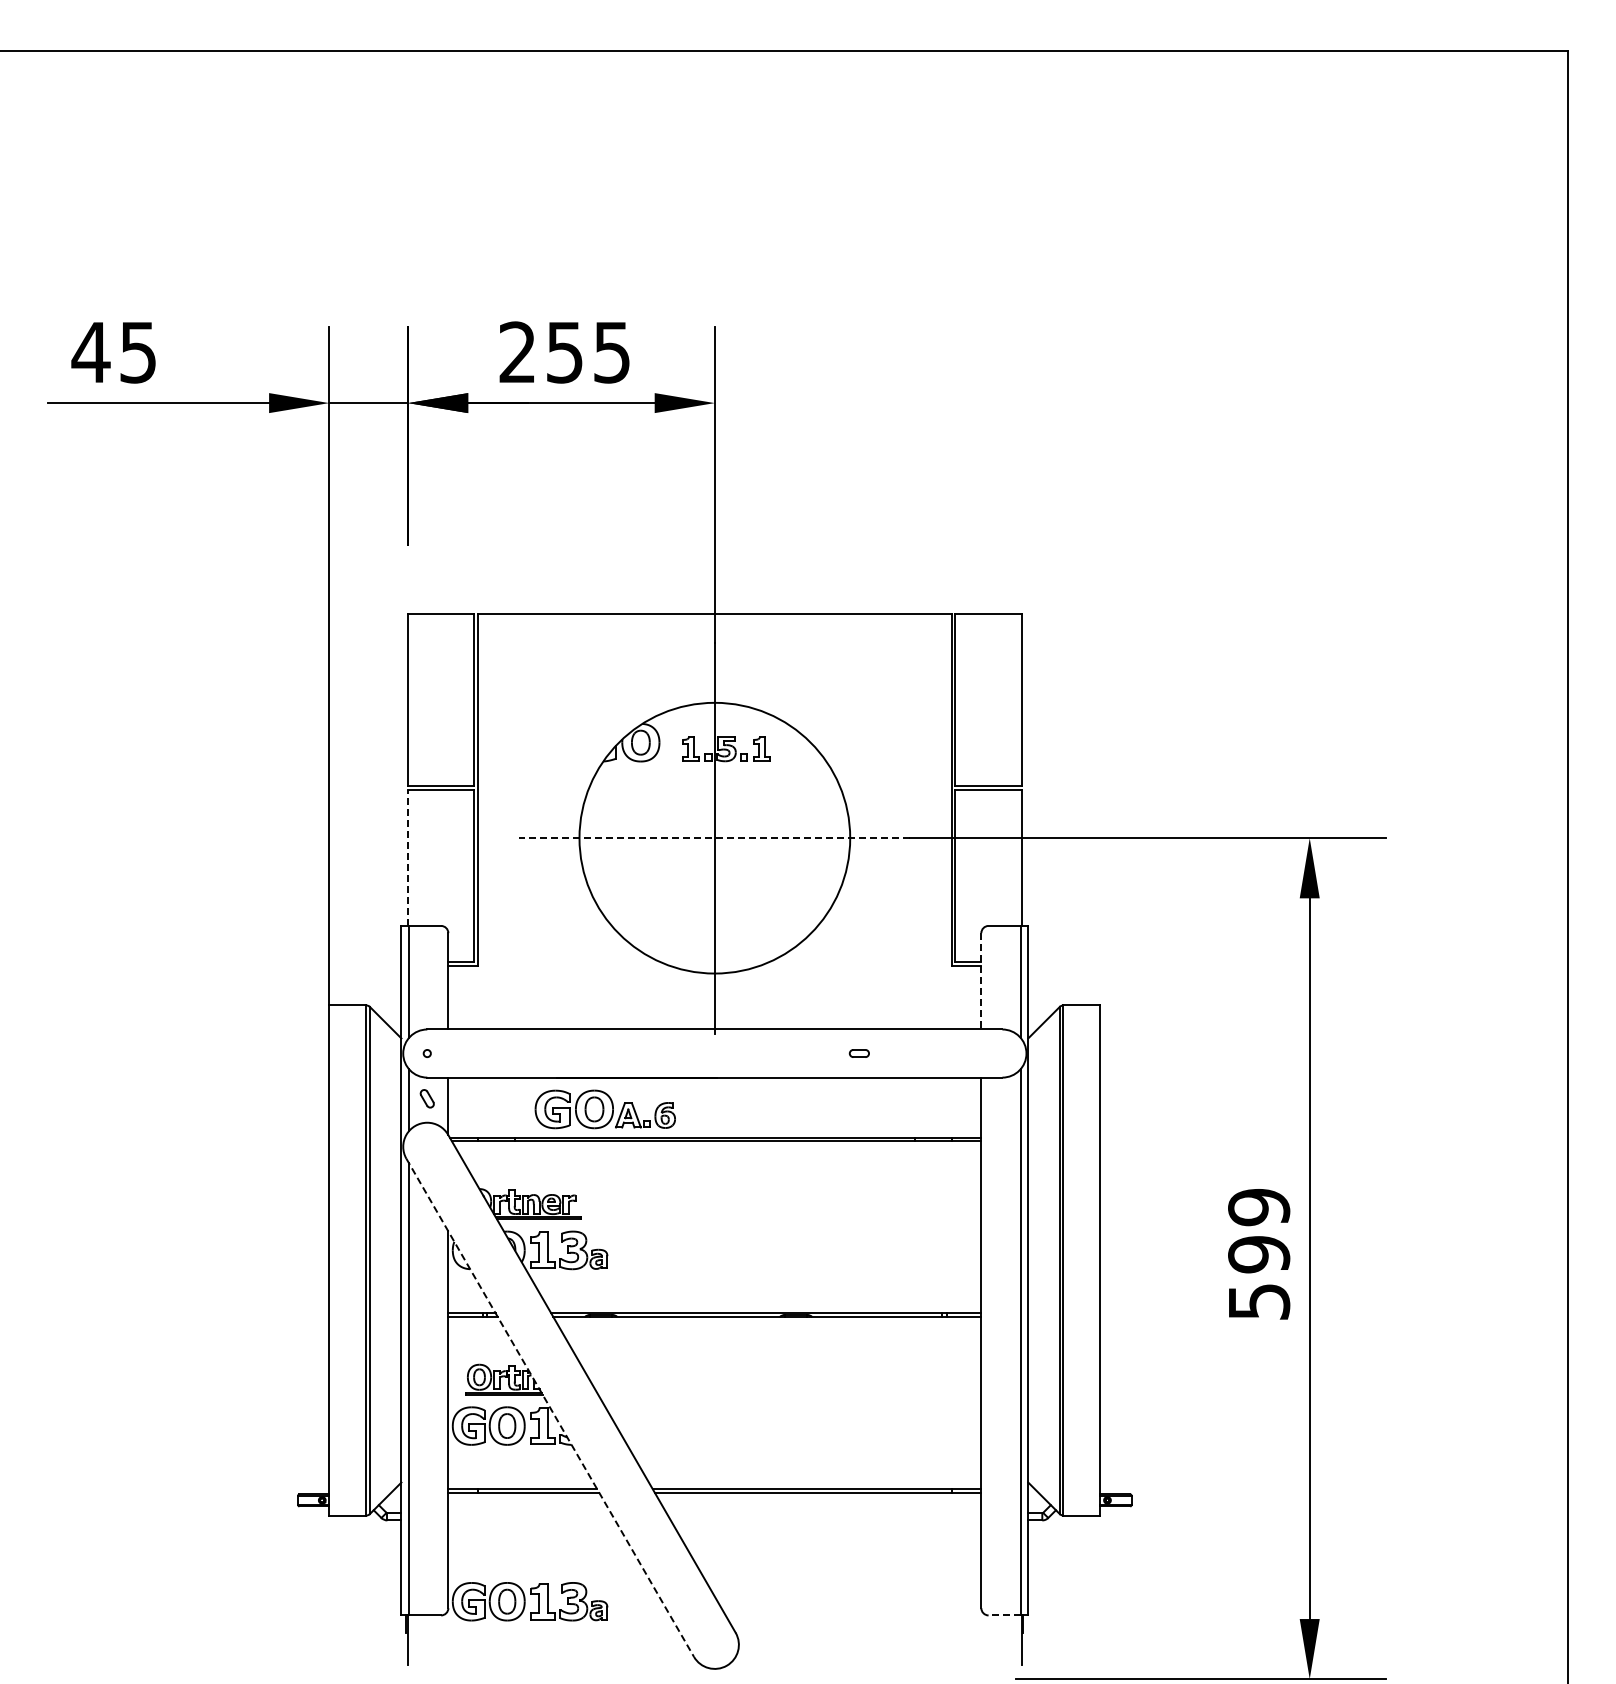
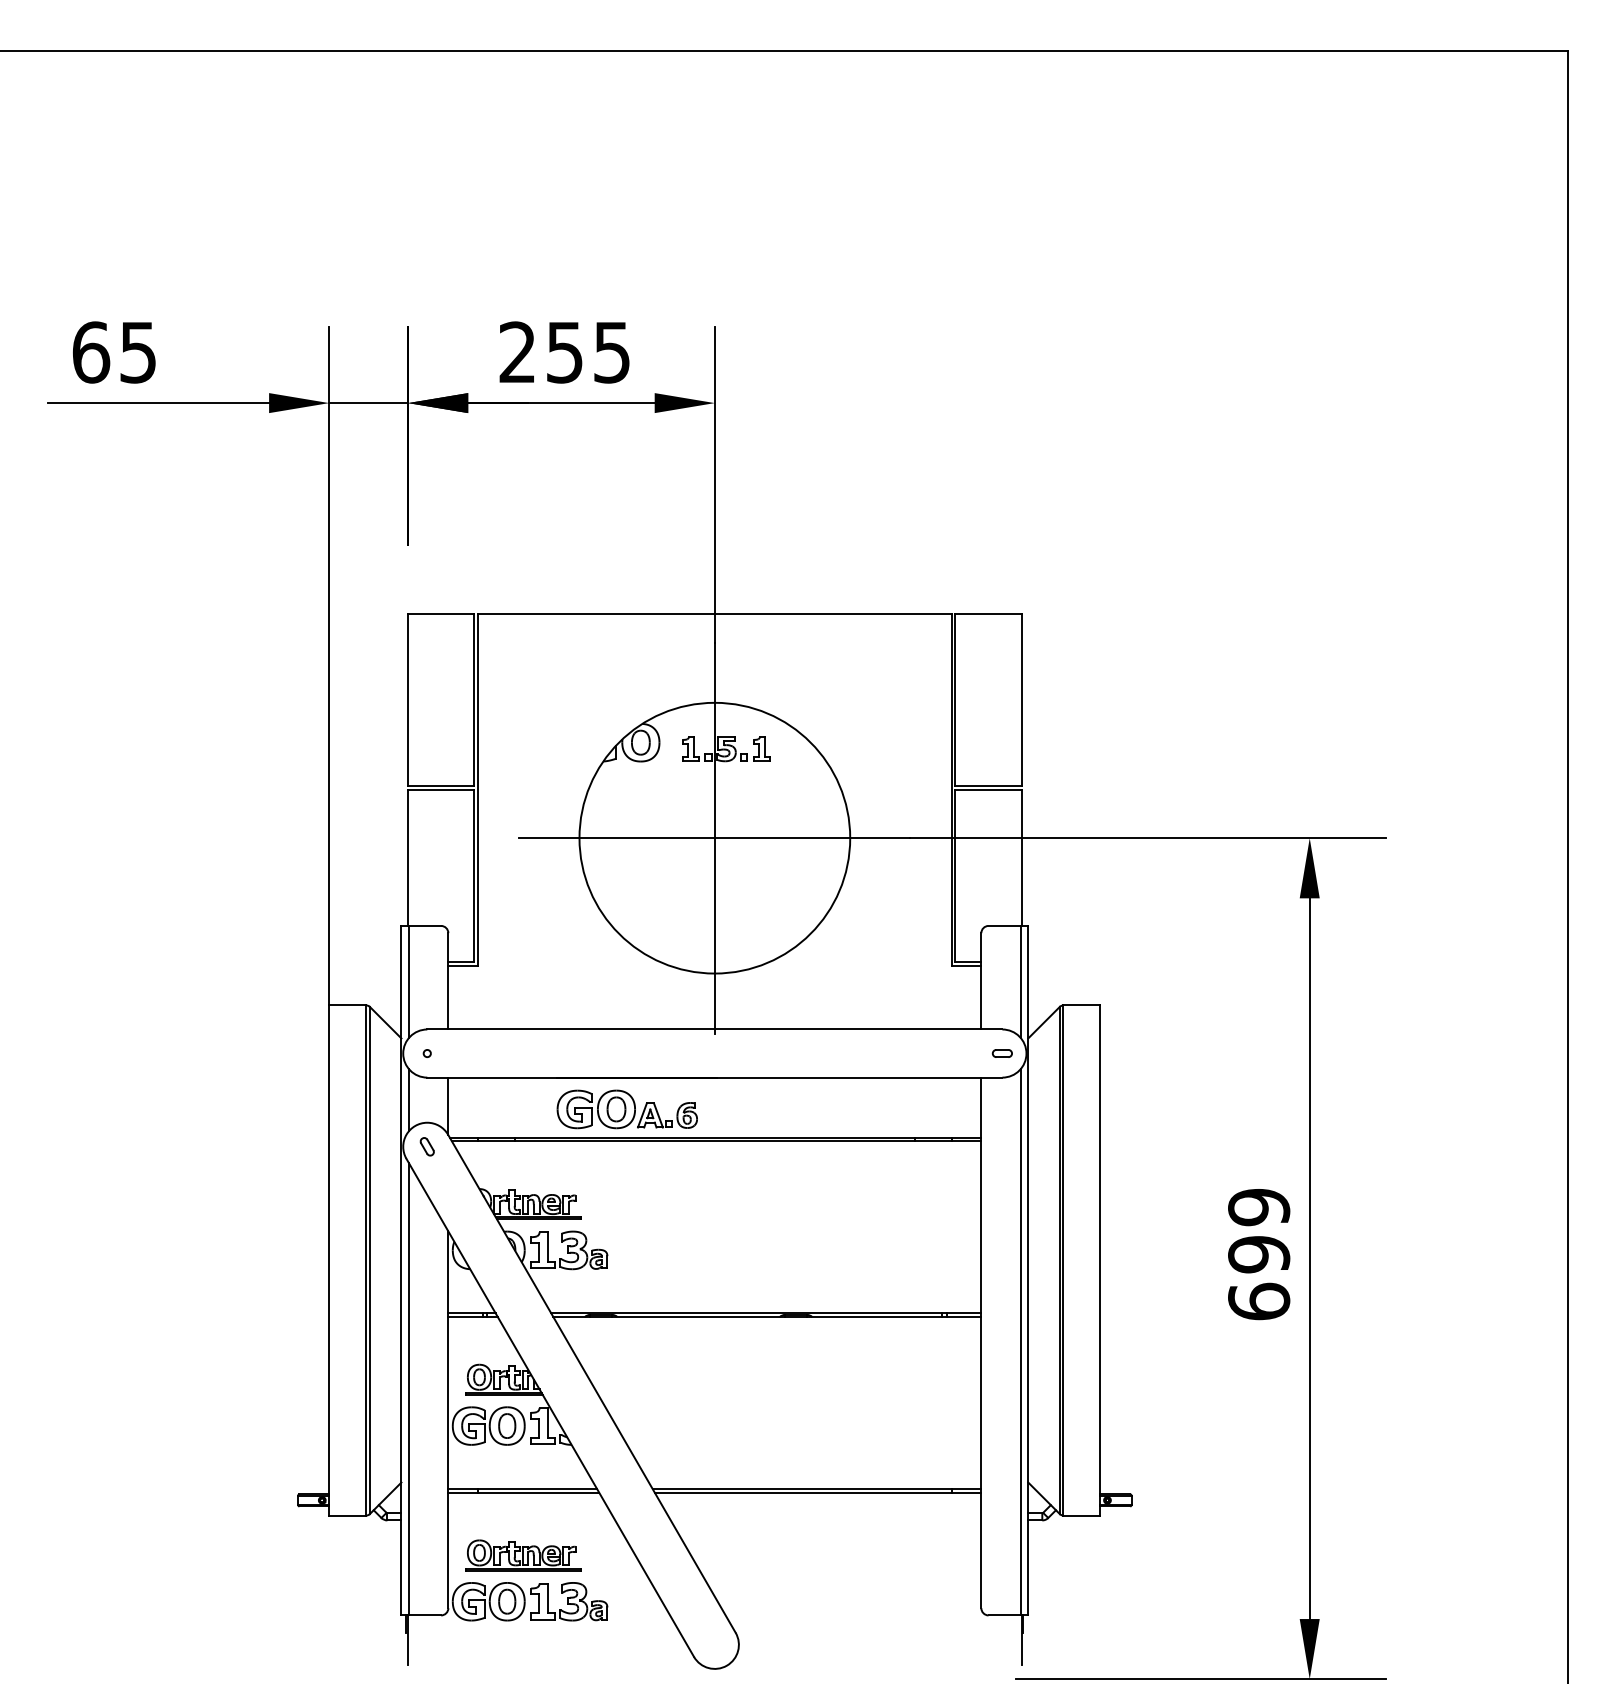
text: 45 -> 65 (90, 352)
line: dashed -> solid (714, 838)
line: dashed -> solid (408, 858)
line: dashed -> solid (981, 981)
part position: (858, 1053) -> (1001, 1053) (1001, 1053)
part position: (426, 1098) -> (426, 1146) (426, 1146)
part position: (604, 1109) -> (626, 1109) (626, 1109)
text: 599 -> 699 (1259, 1301)
line: dashed -> solid (550, 1407)
part: none -> present (523, 1555)
line: dashed -> solid (1004, 1615)
